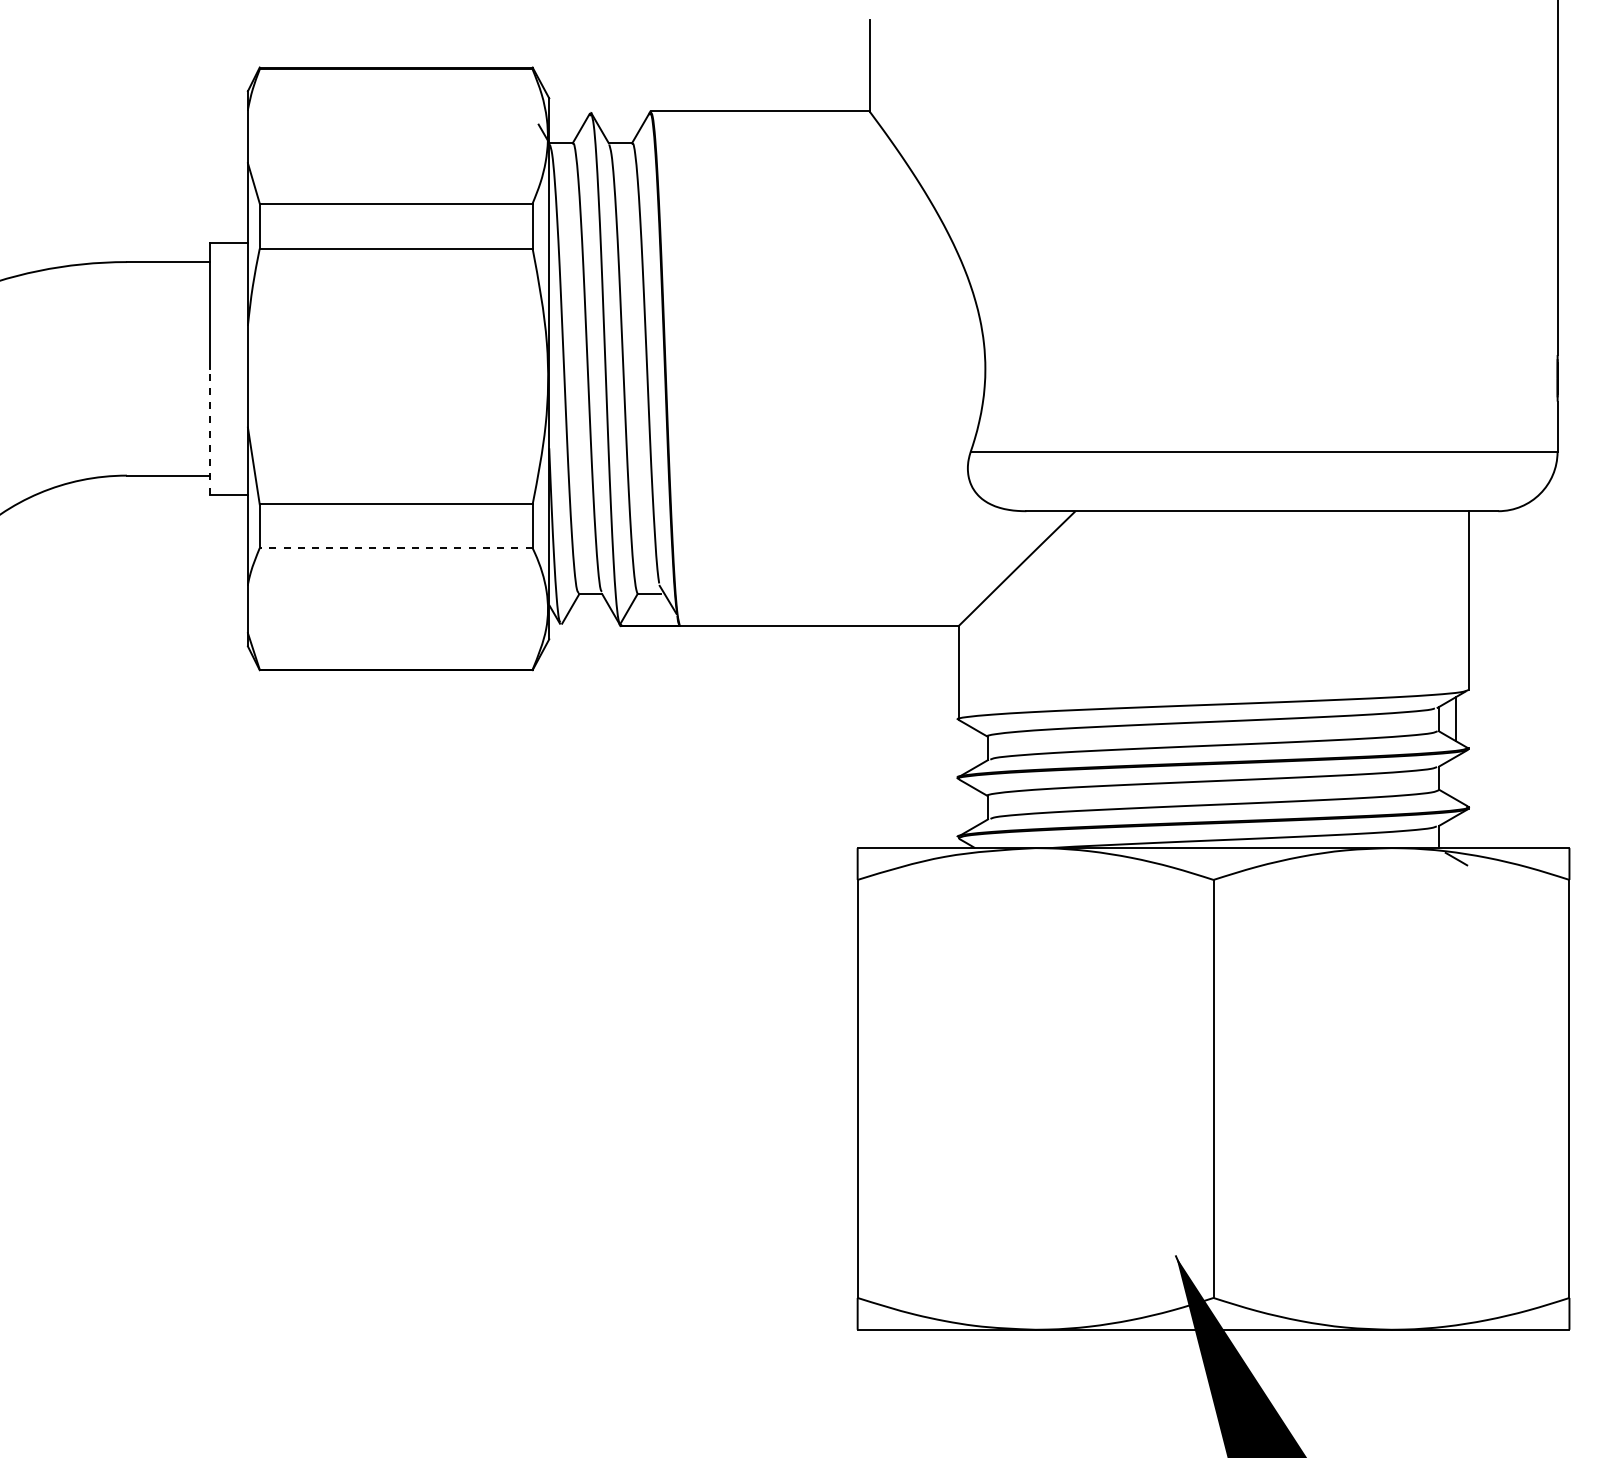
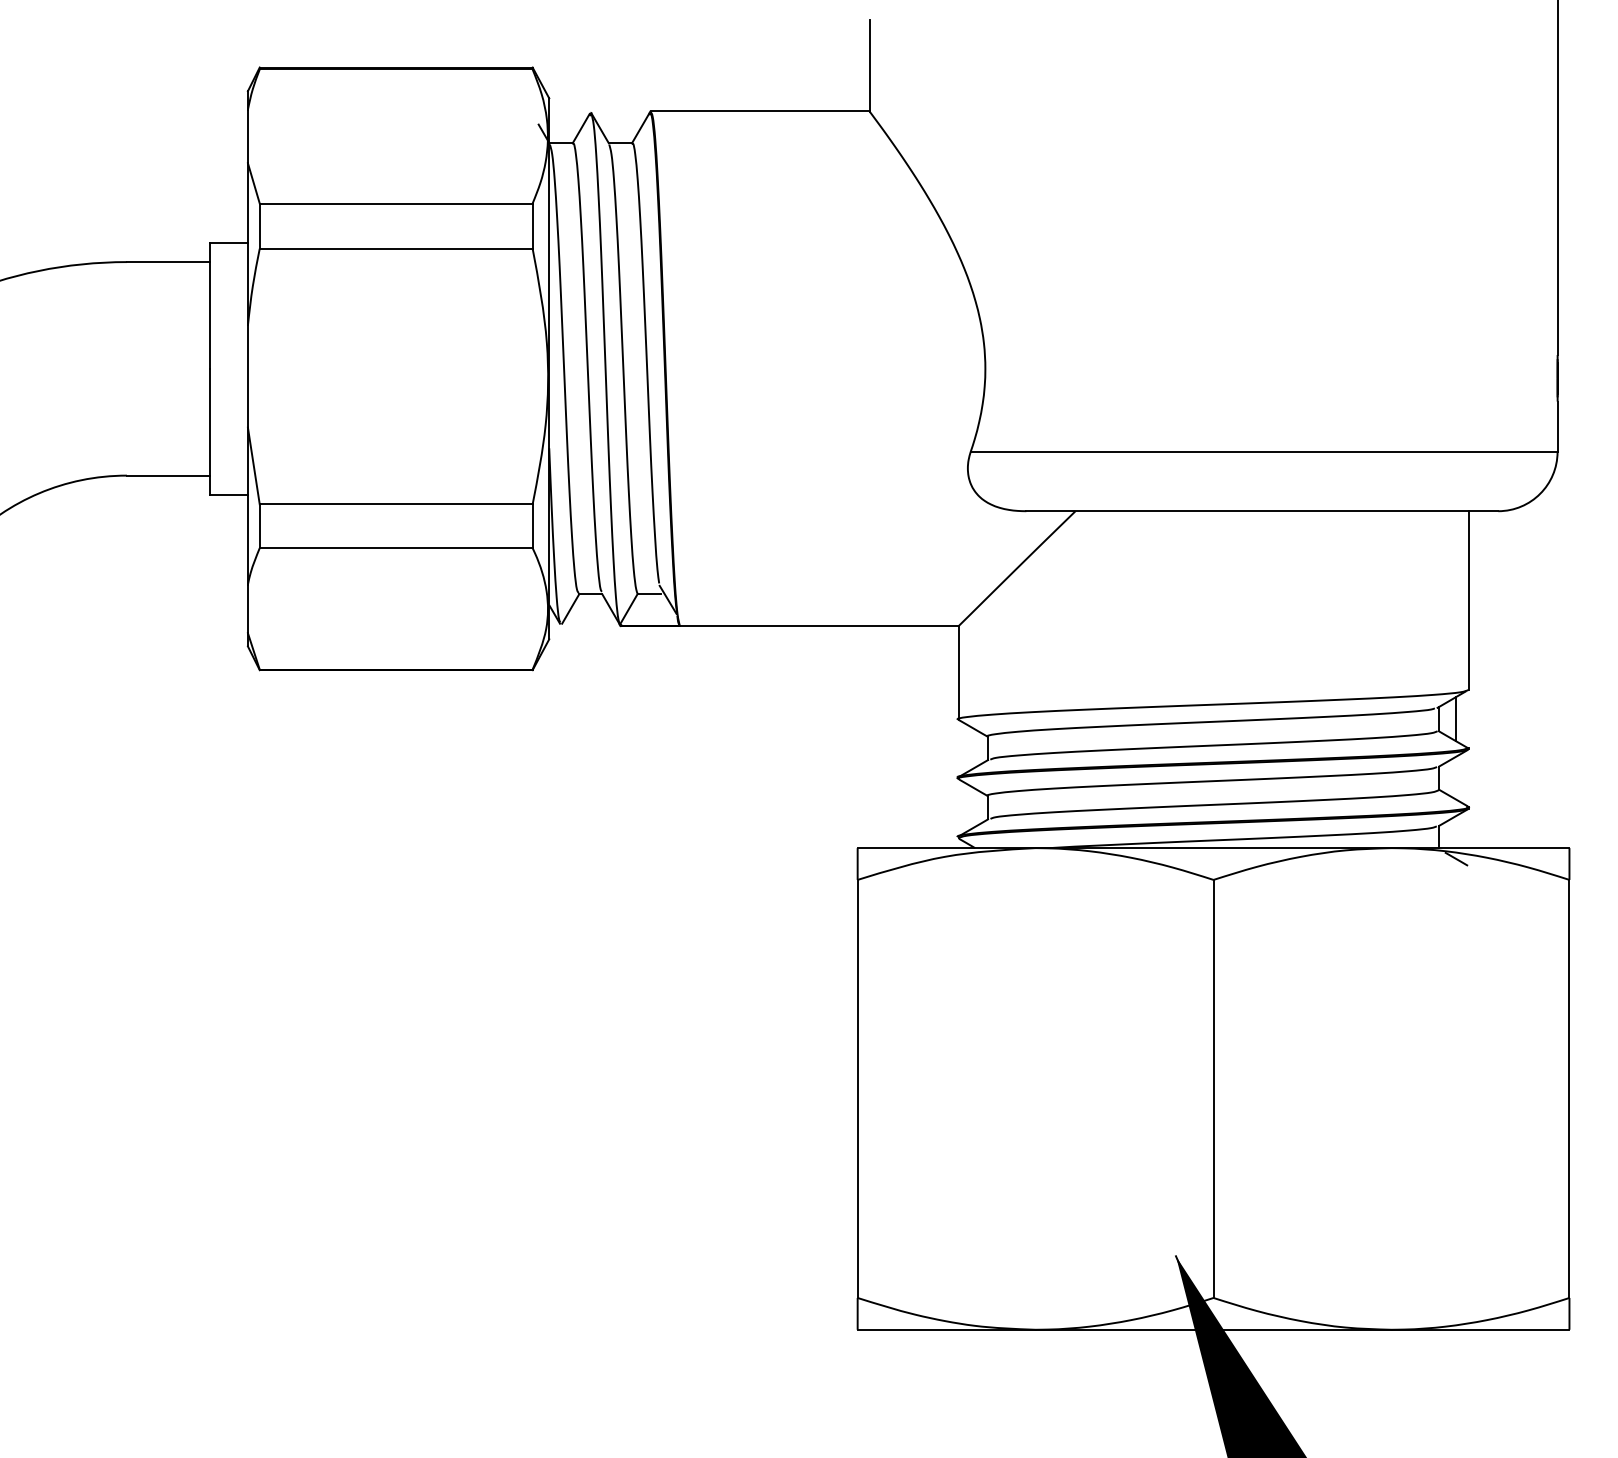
line: dashed -> solid (209, 431)
line: dashed -> solid (395, 548)
